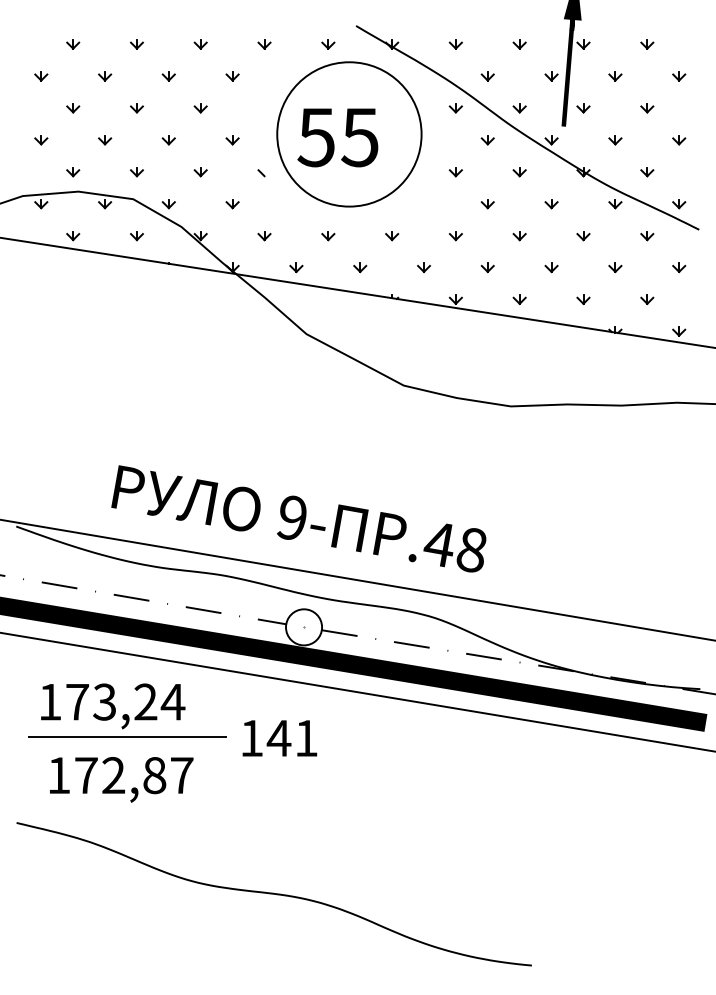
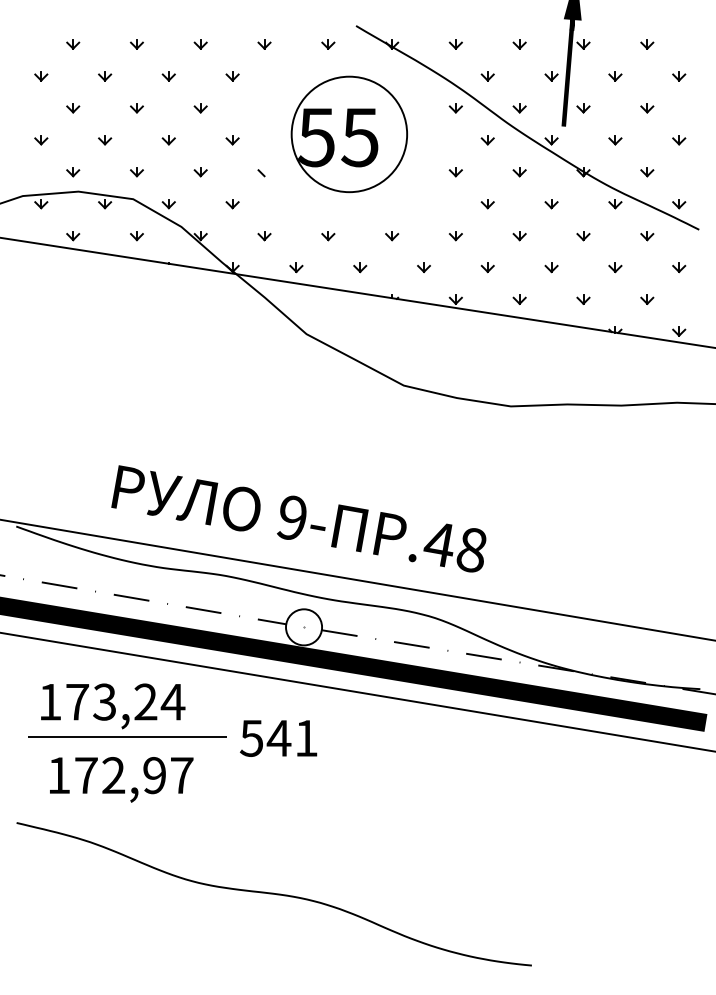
circle diameter: 144 px -> 115 px (349, 134)
text: 141 -> 541 (251, 738)
text: 172,87 -> 172,97 (154, 775)
